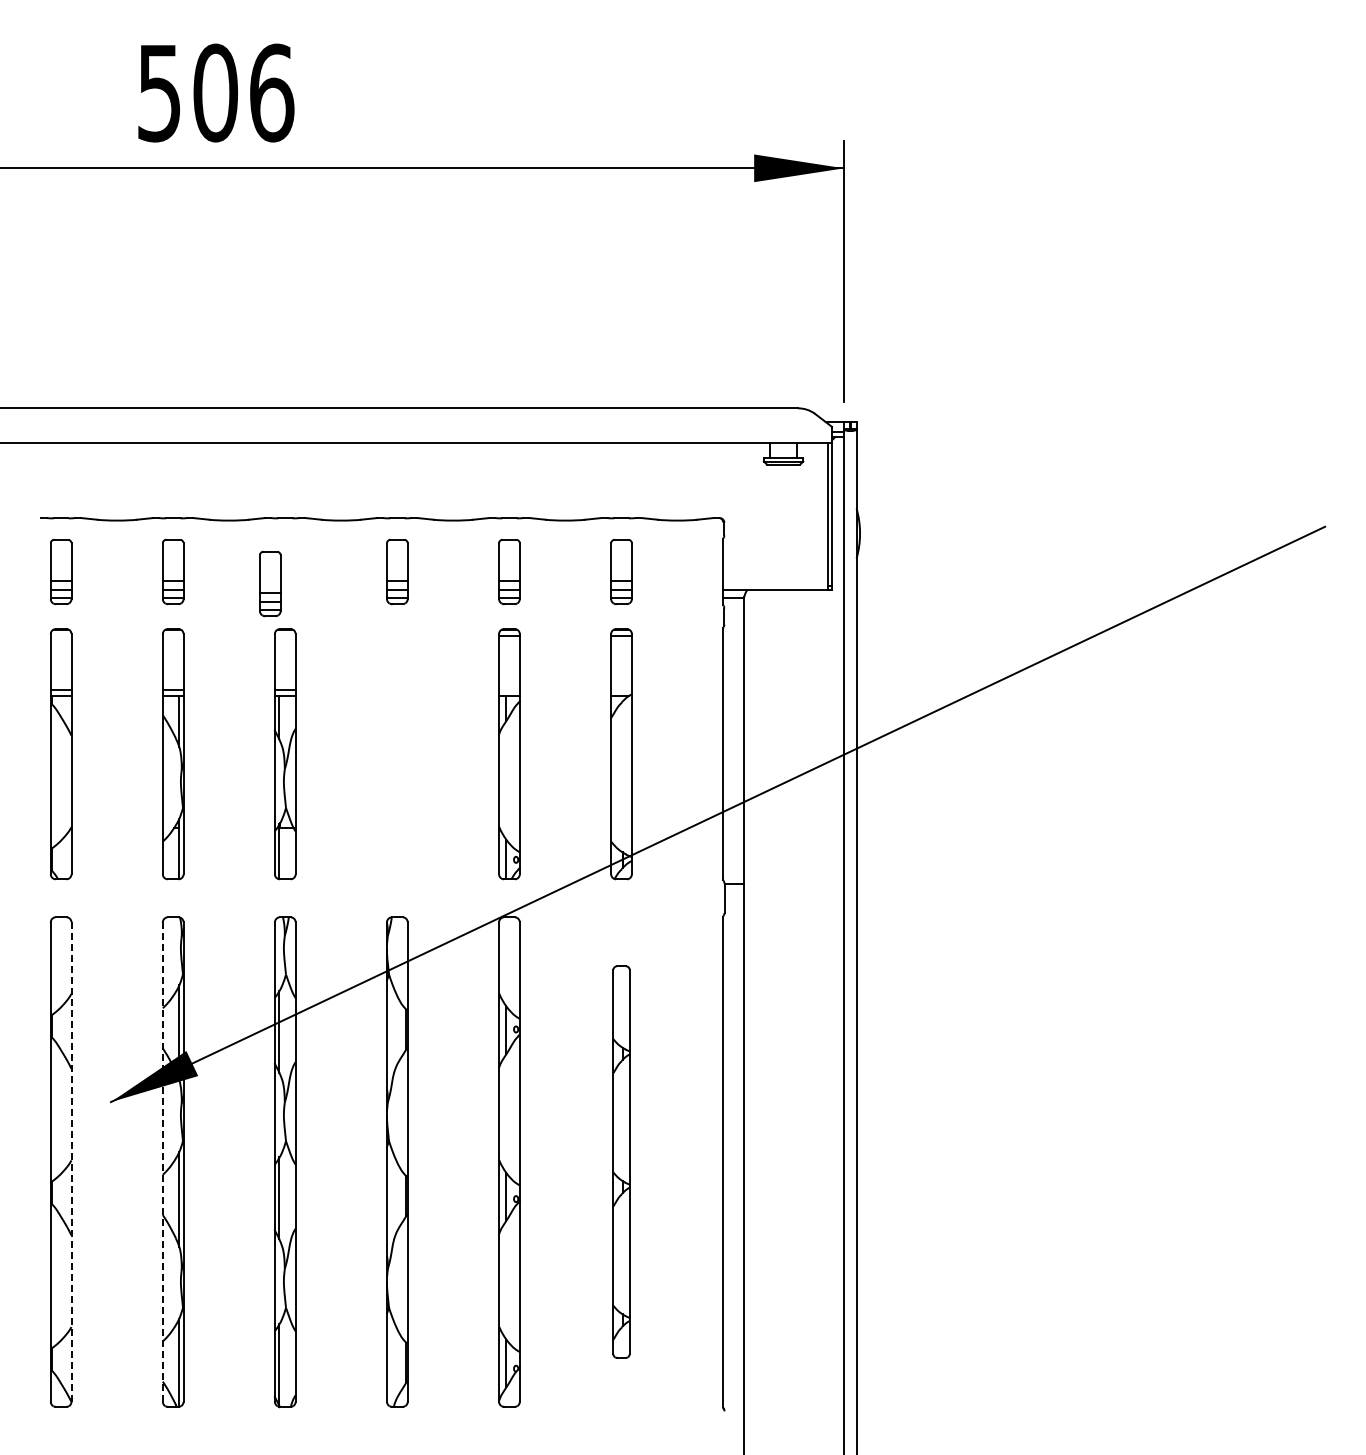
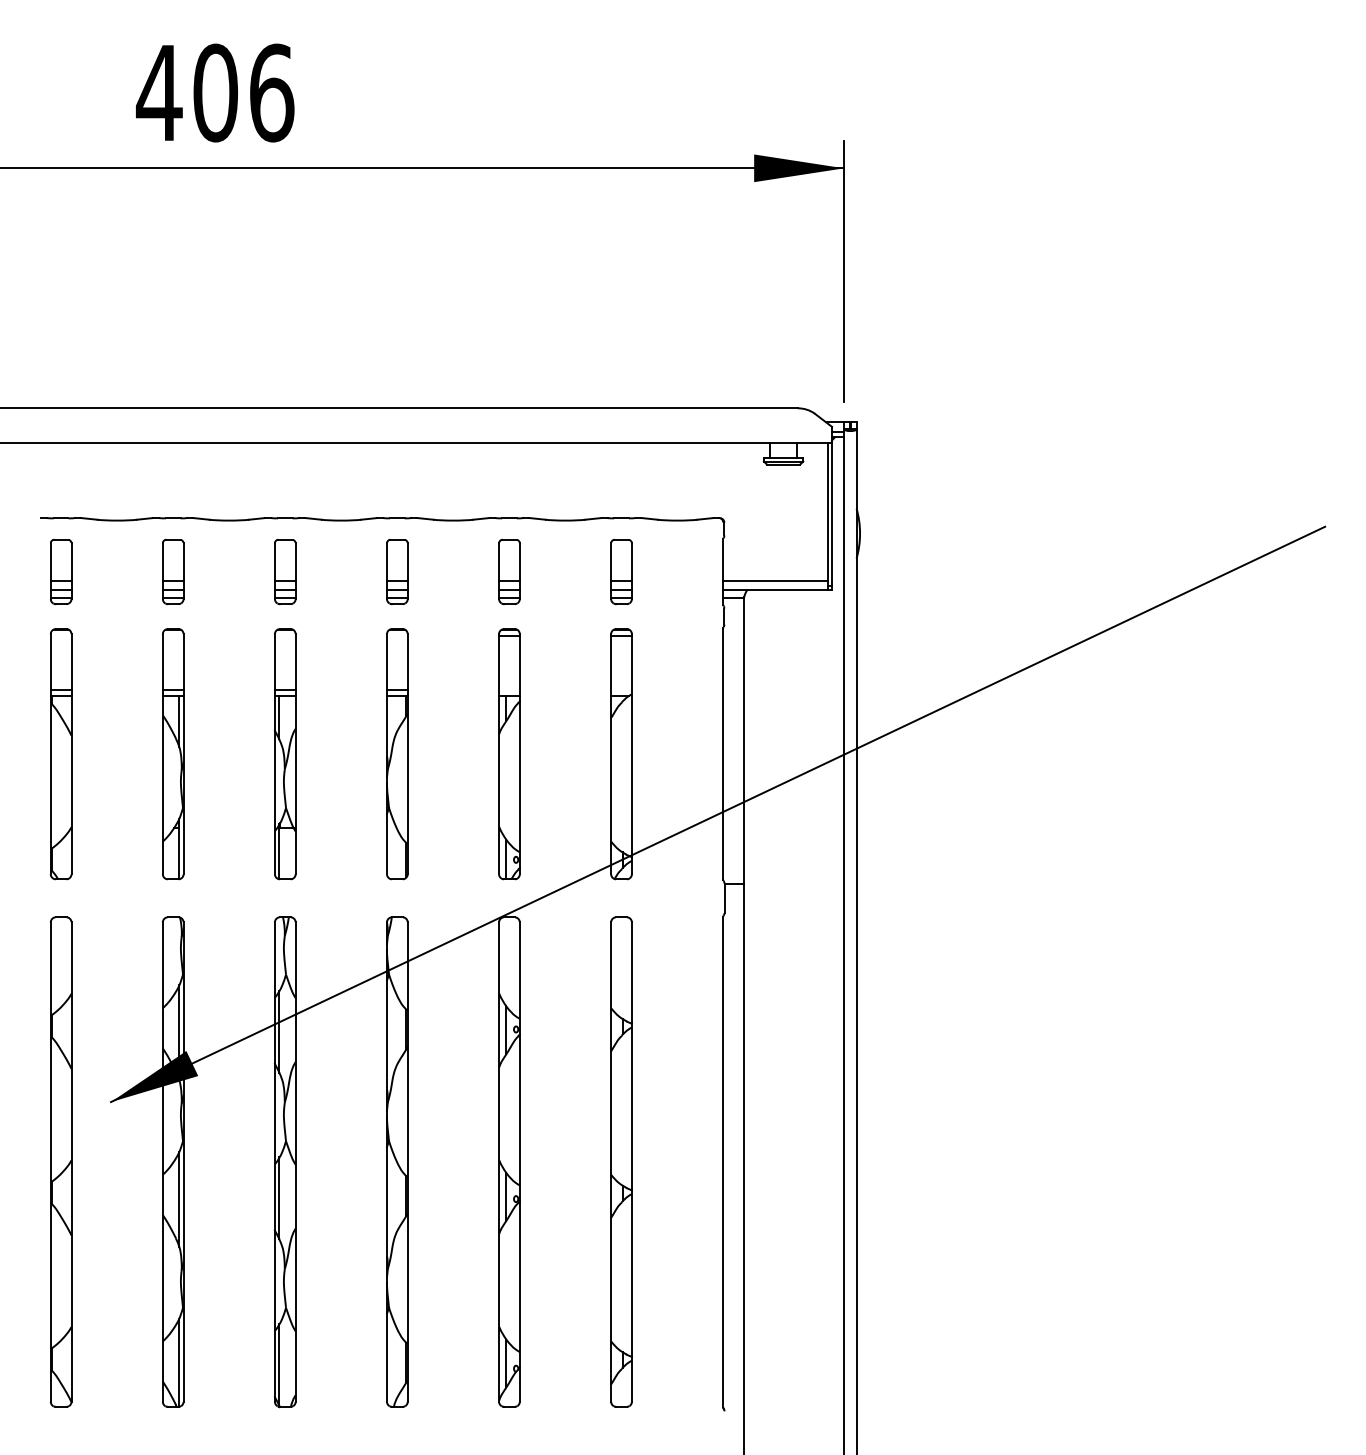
text: 506 -> 406 (159, 93)
line: none -> present (775, 580)
part position: (270, 584) -> (285, 572) (285, 572)
part: none -> present (397, 754)
part size: 19x394 px -> 23x492 px (621, 1161)
line: dashed -> solid (71, 1162)
line: dashed -> solid (162, 1162)
